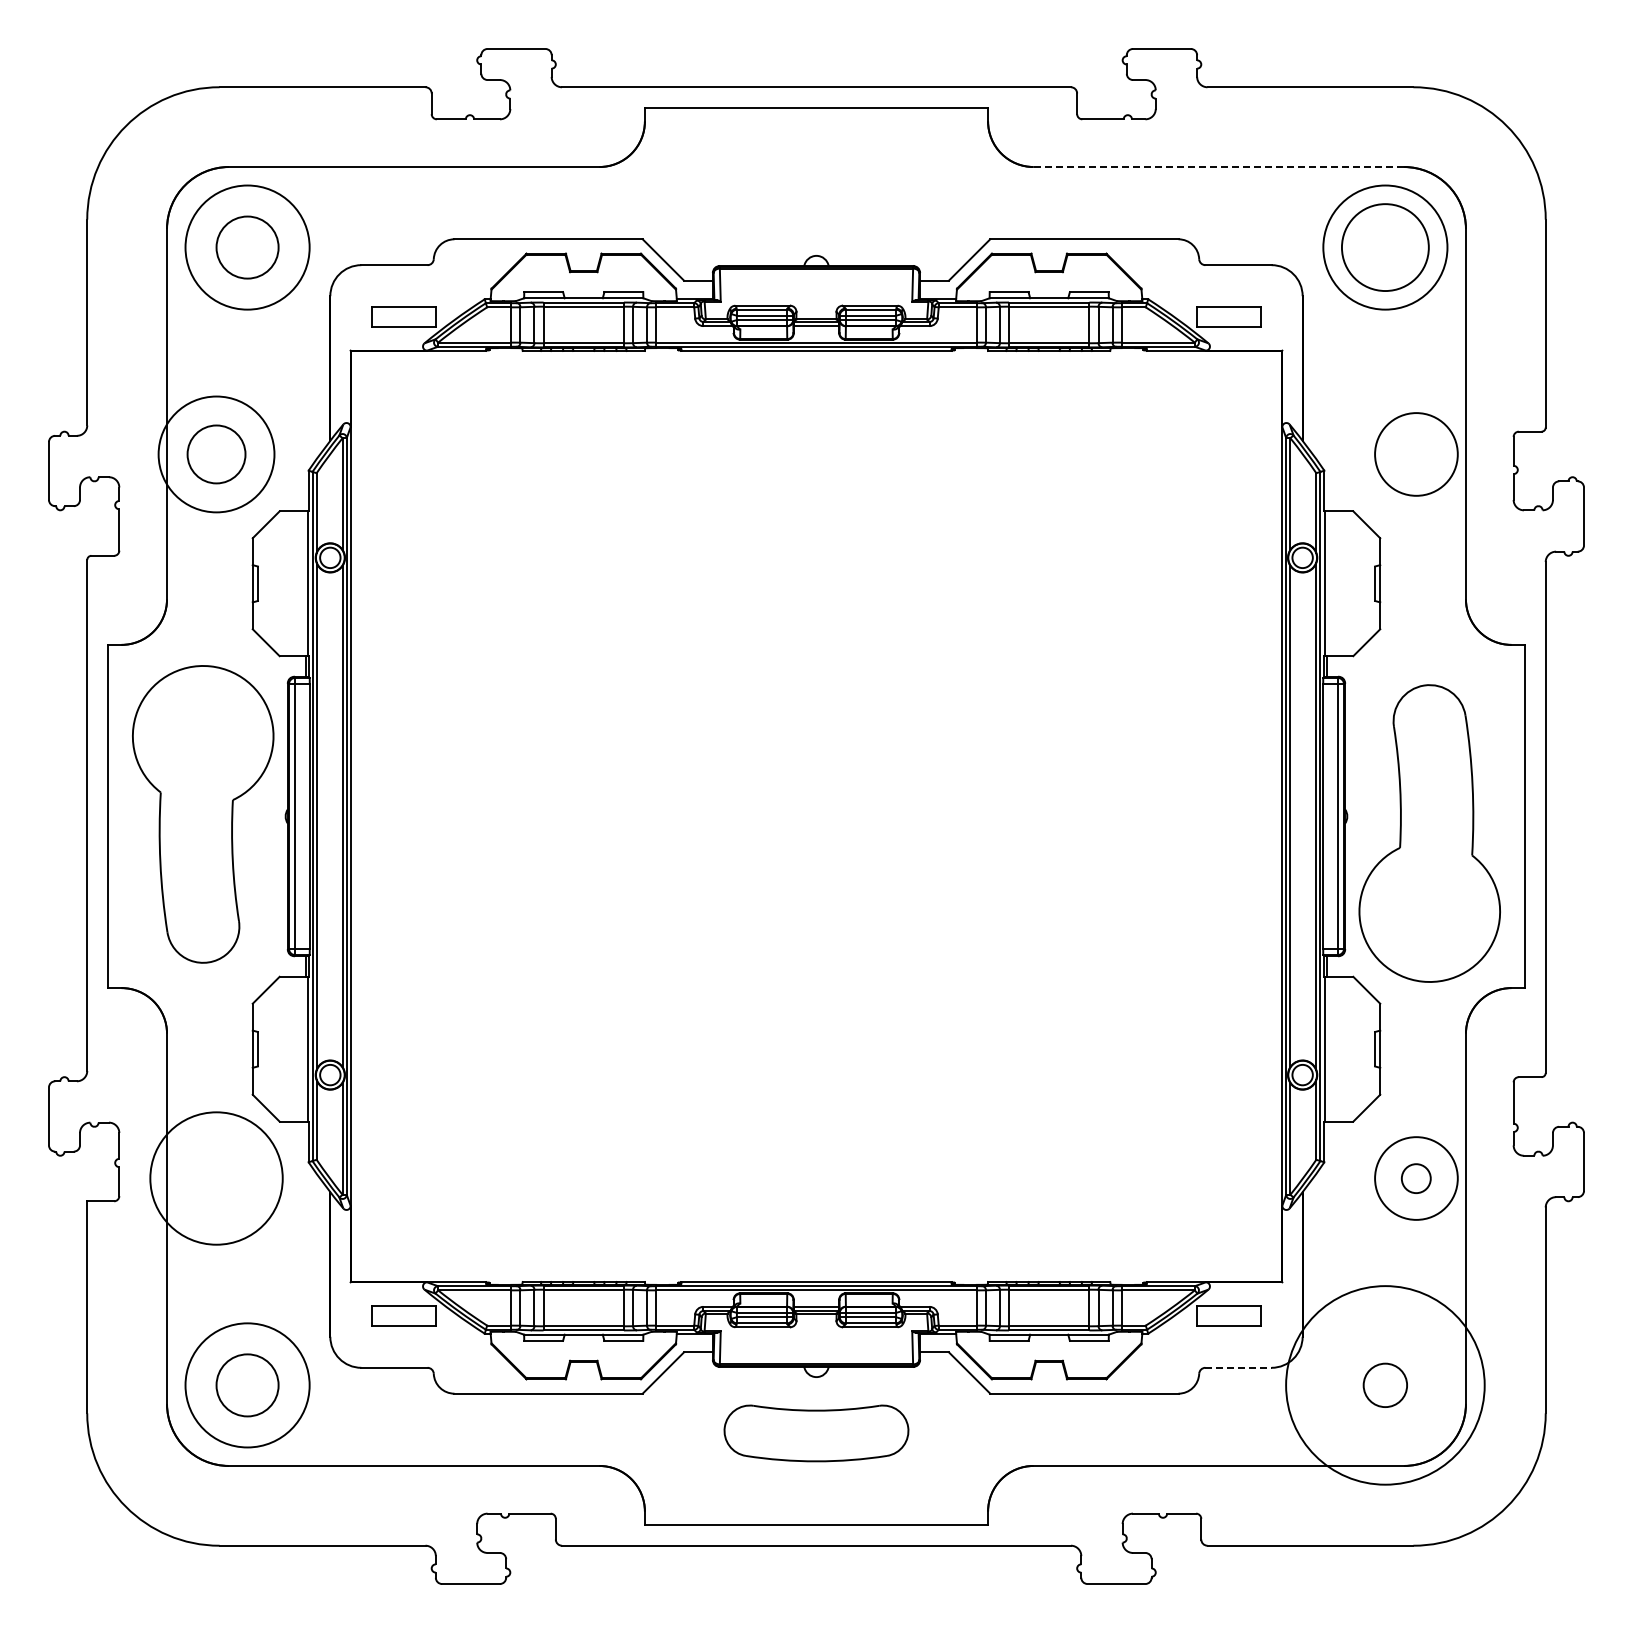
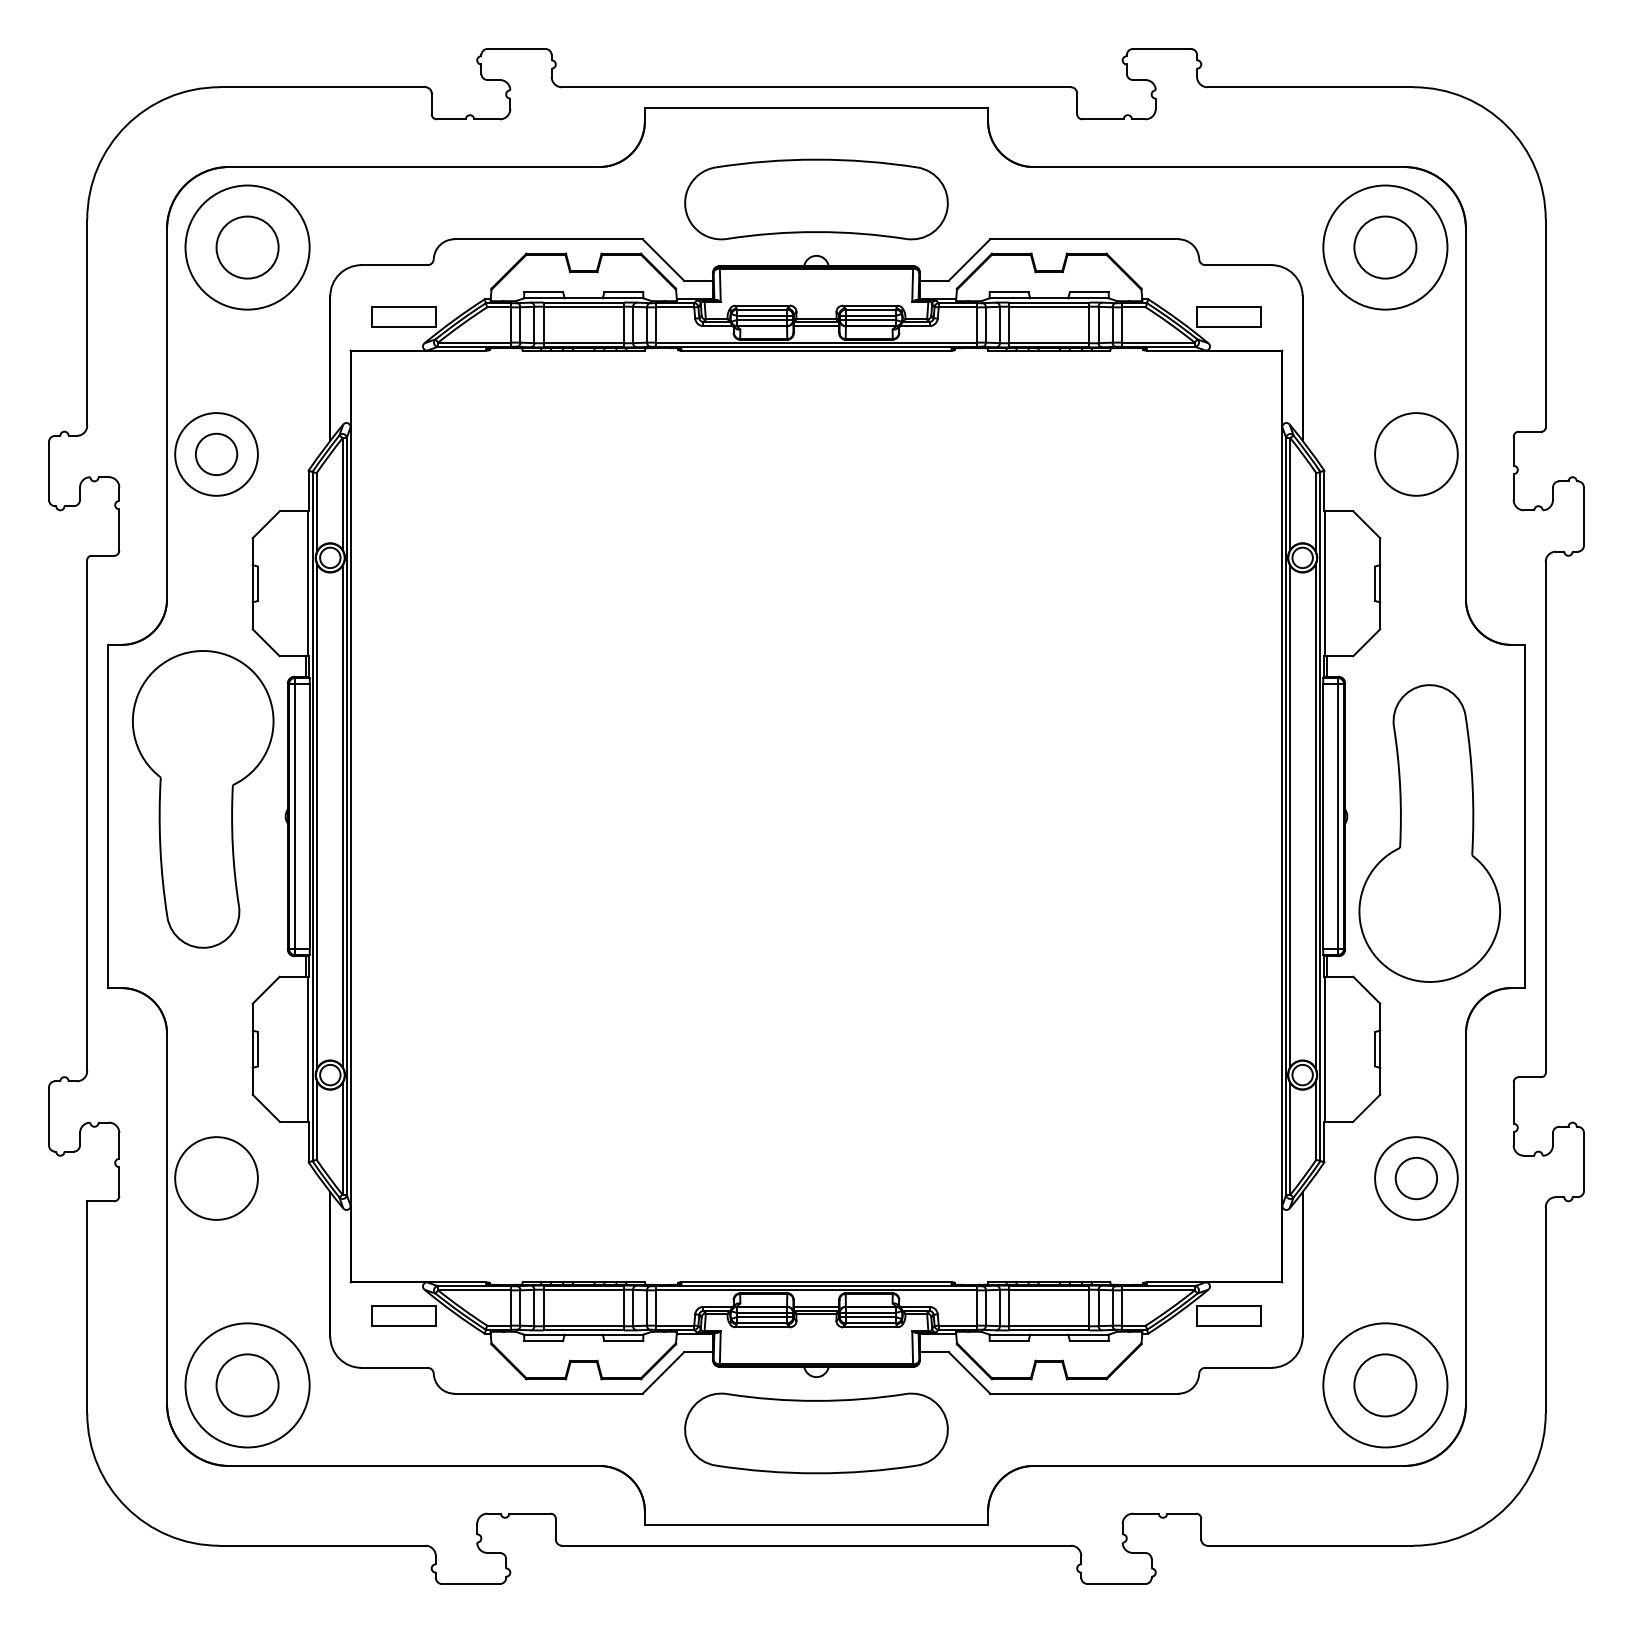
line: dashed -> solid (1219, 167)
part: none -> present (816, 199)
circle diameter: 87 px -> 62 px (1385, 247)
circle diameter: 116 px -> 83 px (216, 454)
circle diameter: 58 px -> 41 px (216, 454)
part position: (203, 814) -> (203, 799) (203, 799)
circle diameter: 132 px -> 83 px (216, 1178)
circle size: 31x31 px -> 44x44 px (1415, 1178)
line: dashed -> solid (1239, 1367)
circle diameter: 199 px -> 124 px (1385, 1385)
circle diameter: 43 px -> 62 px (1385, 1385)
part size: 187x59 px -> 265x83 px (816, 1433)
